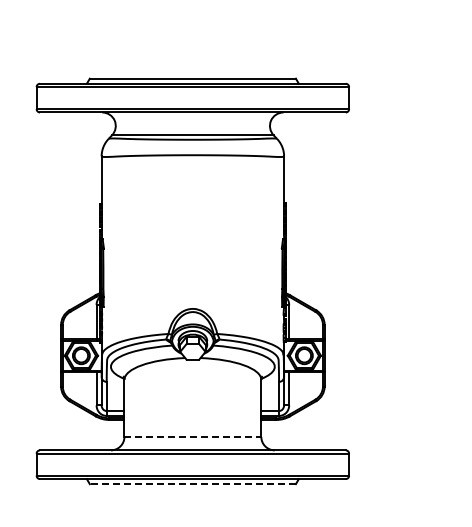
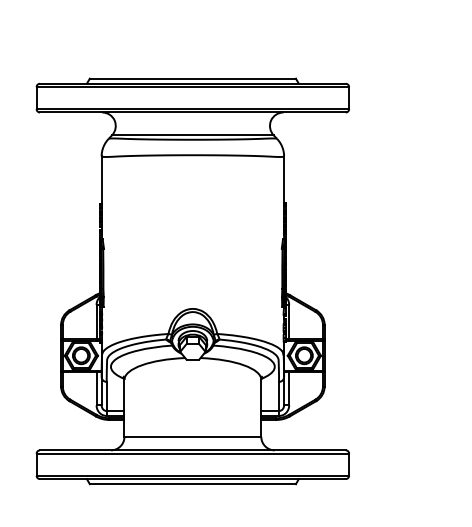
line: dashed -> solid (193, 436)
line: dashed -> solid (192, 484)
